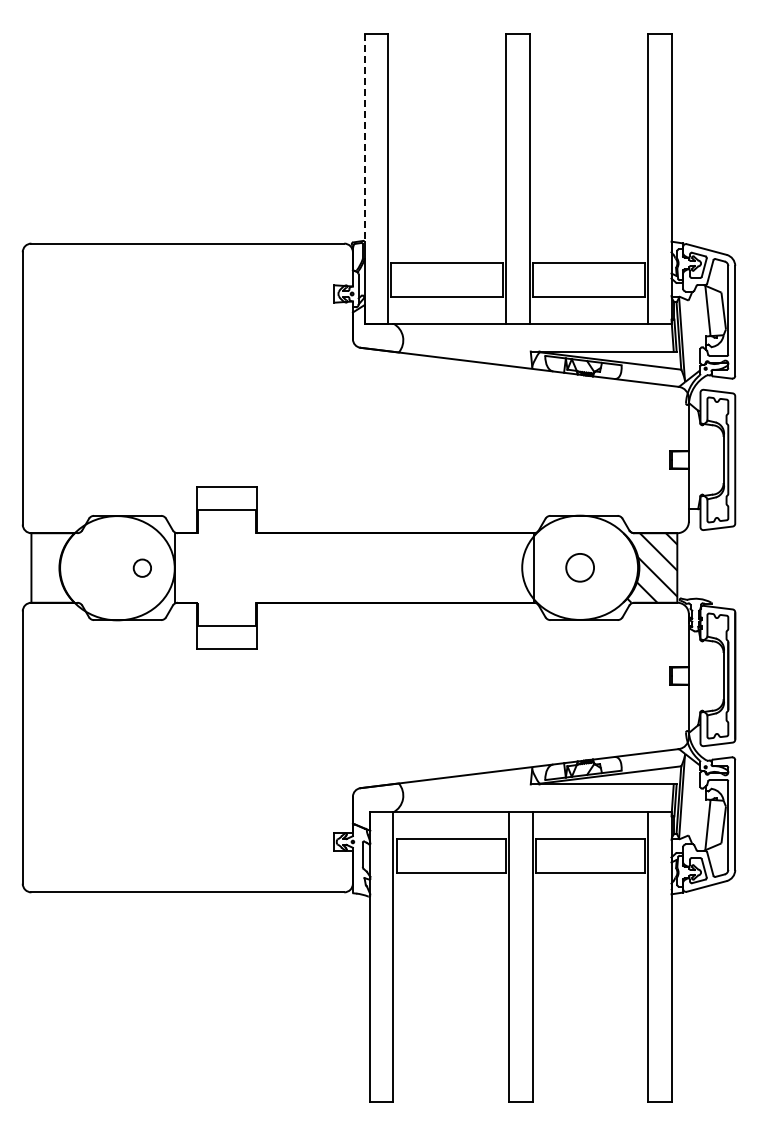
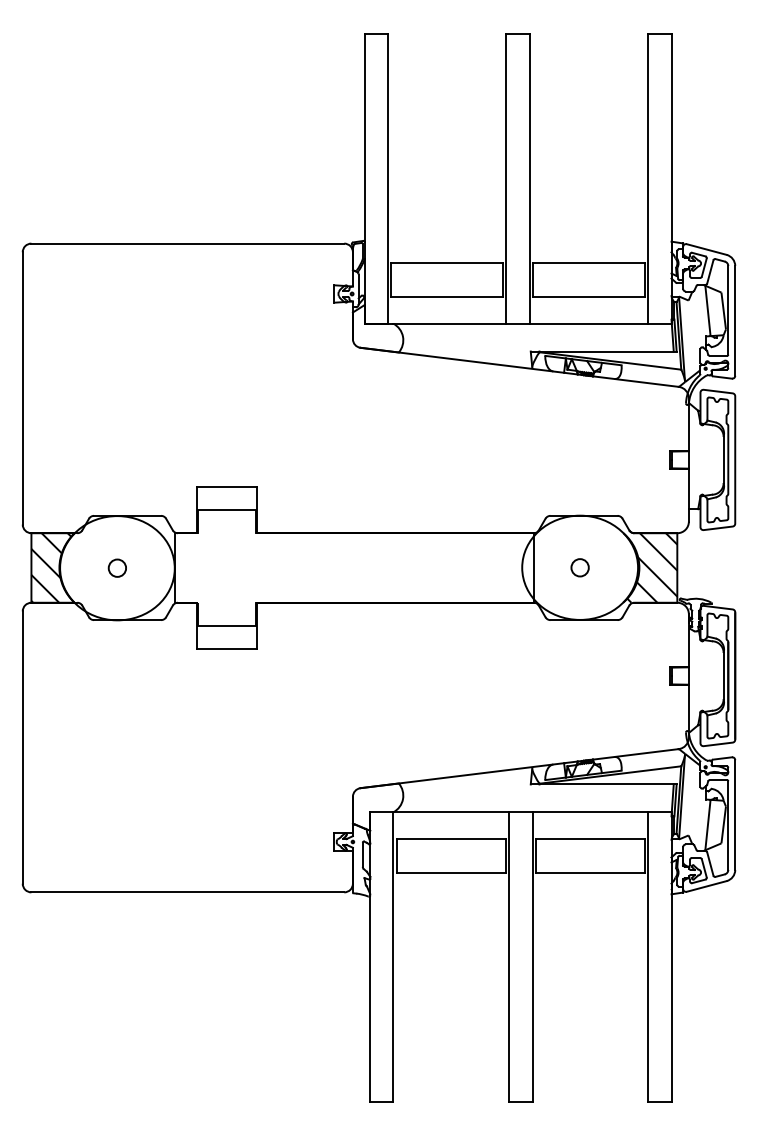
line: dashed -> solid (364, 138)
hatch: none -> present (51, 567)
circle position: (141, 567) -> (116, 567) (116, 567)
circle diameter: 28 px -> 17 px (579, 567)
